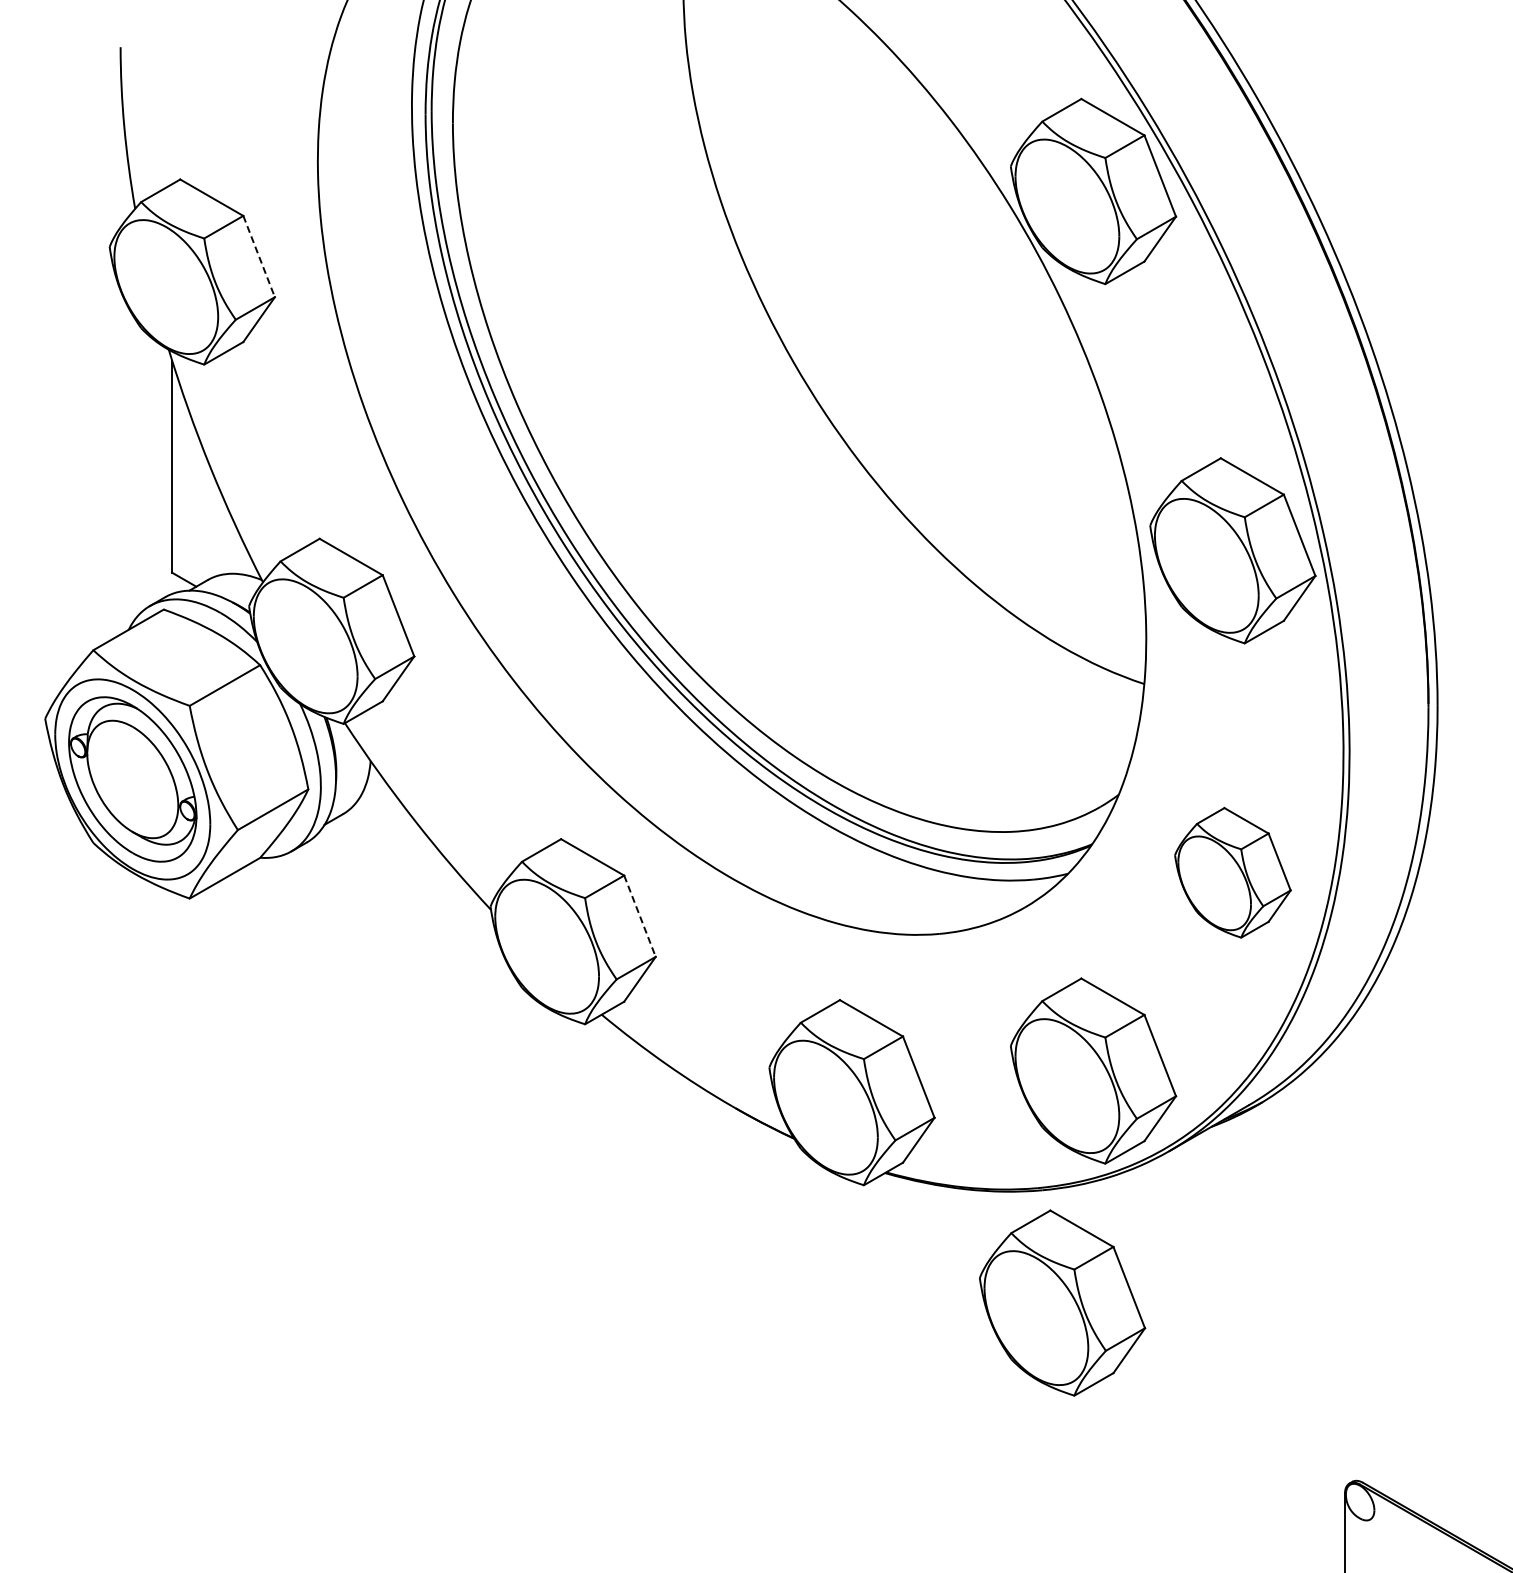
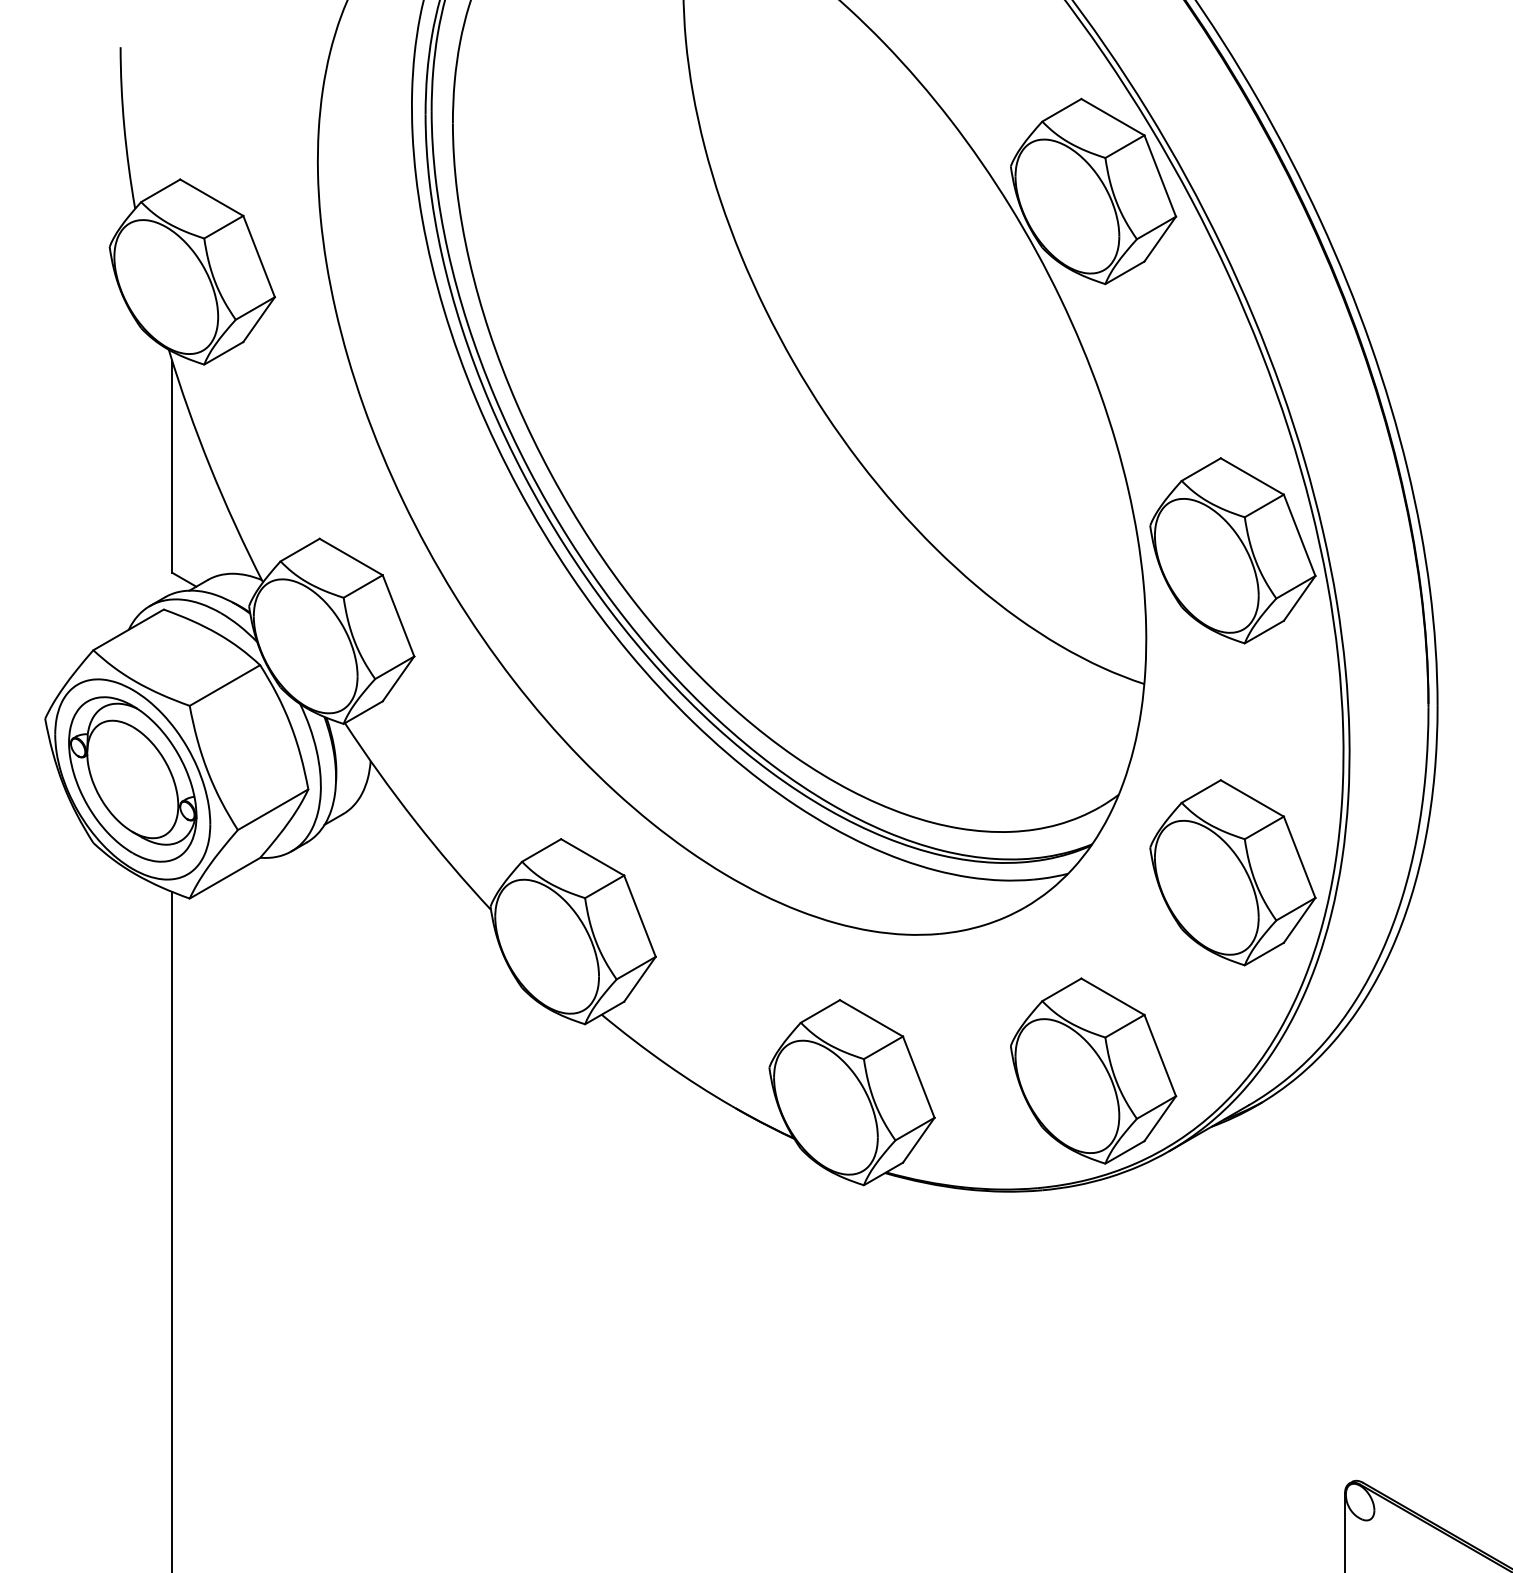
line: dashed -> solid (259, 256)
part size: 118x133 px -> 168x188 px (1232, 872)
line: dashed -> solid (639, 916)
line: none -> present (172, 1230)
part: present -> none (1062, 1302)
